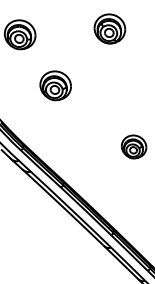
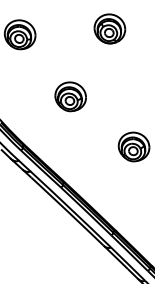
part position: (55, 85) -> (70, 96) (70, 96)
part size: 28x26 px -> 34x32 px (133, 146)
